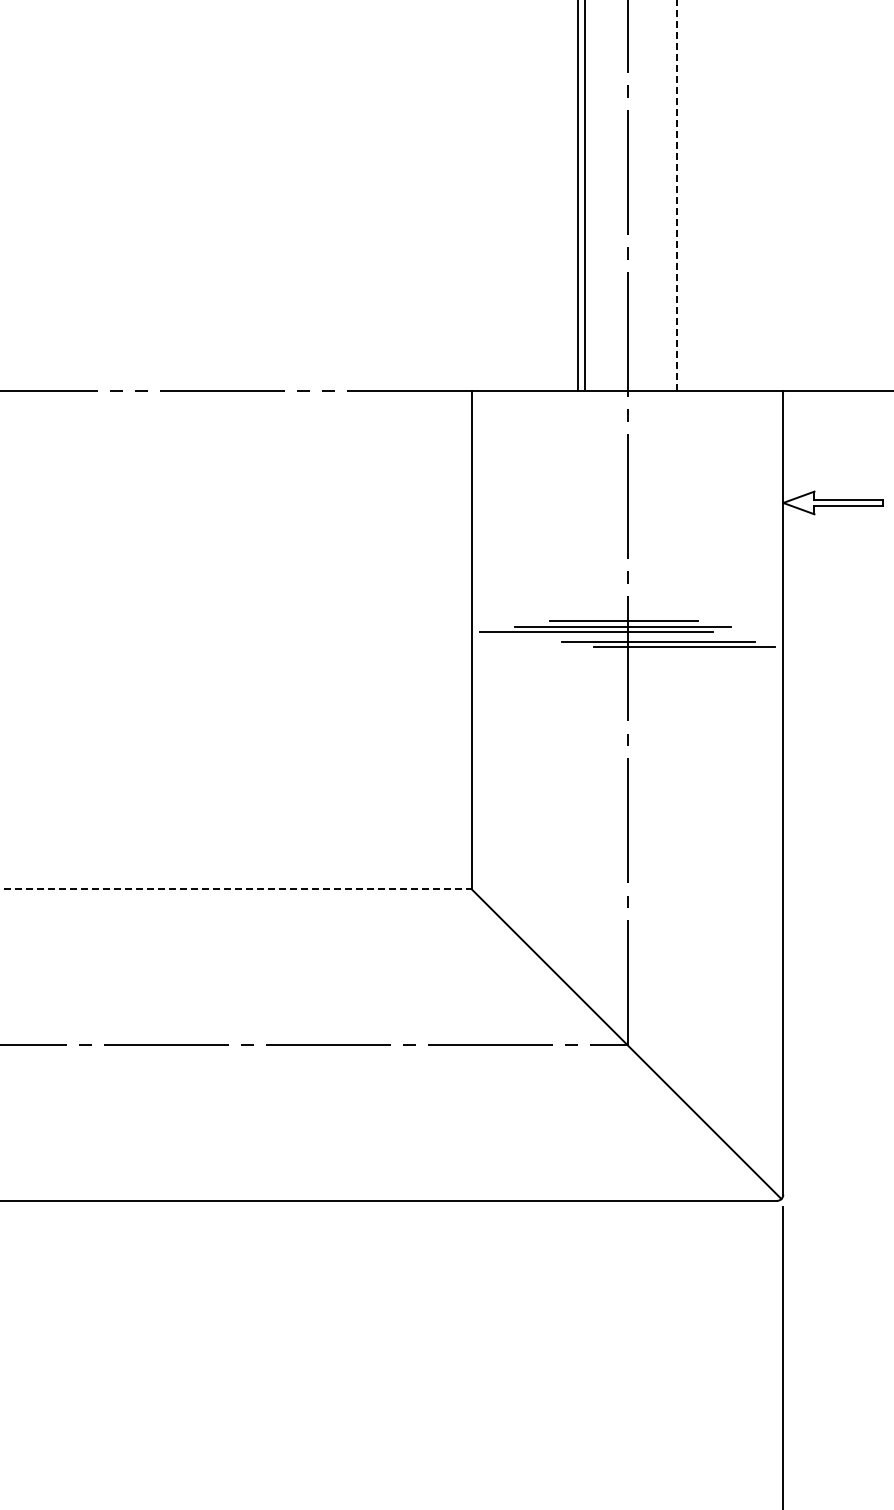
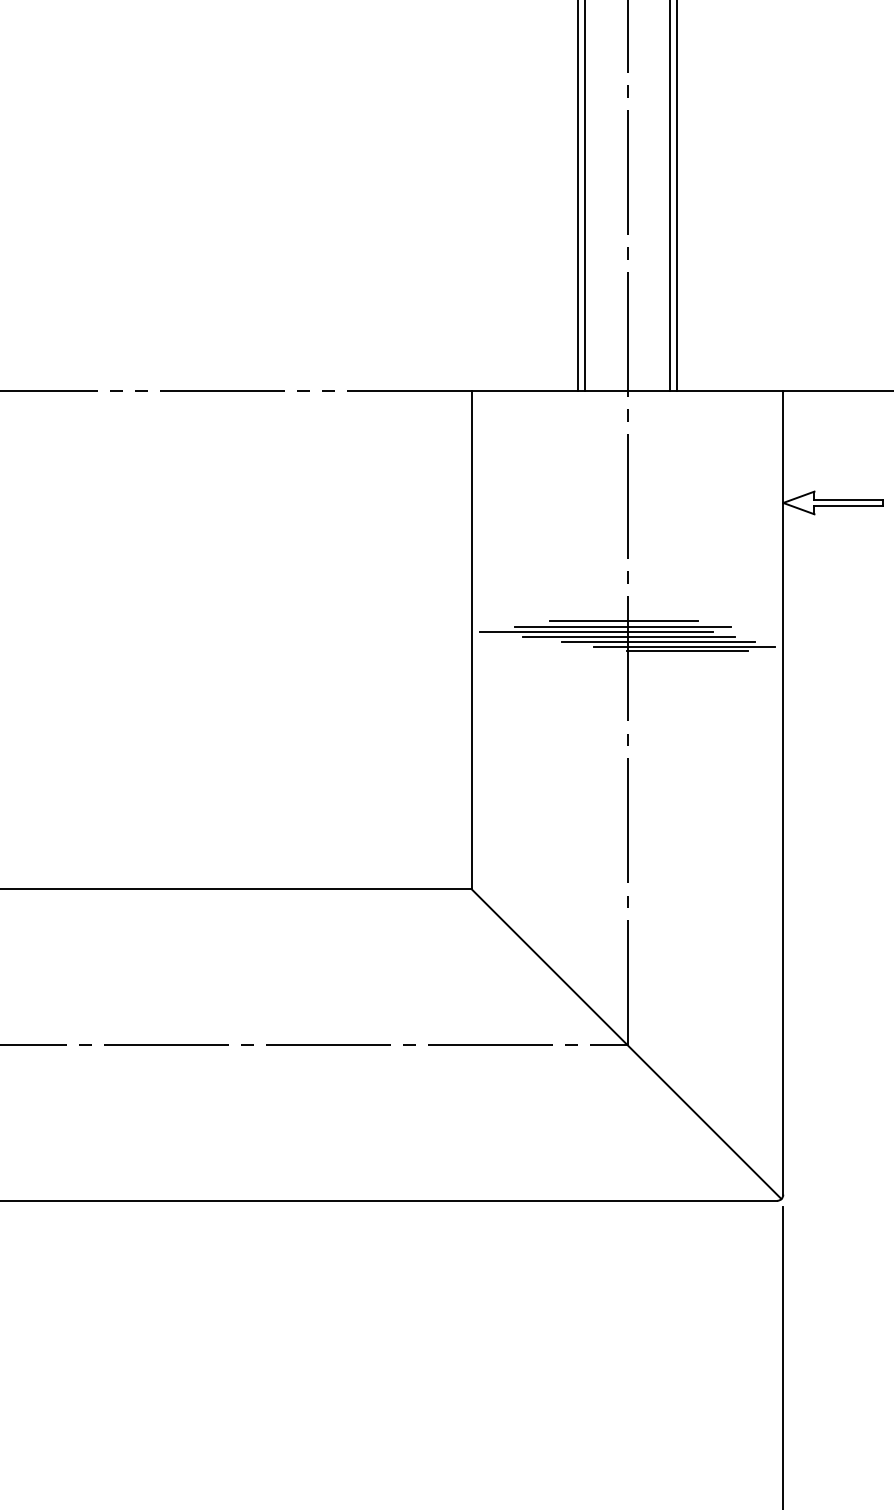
line: dashed -> solid (677, 194)
line: none -> present (669, 196)
line: none -> present (629, 636)
line: none -> present (687, 650)
line: dashed -> solid (236, 889)
